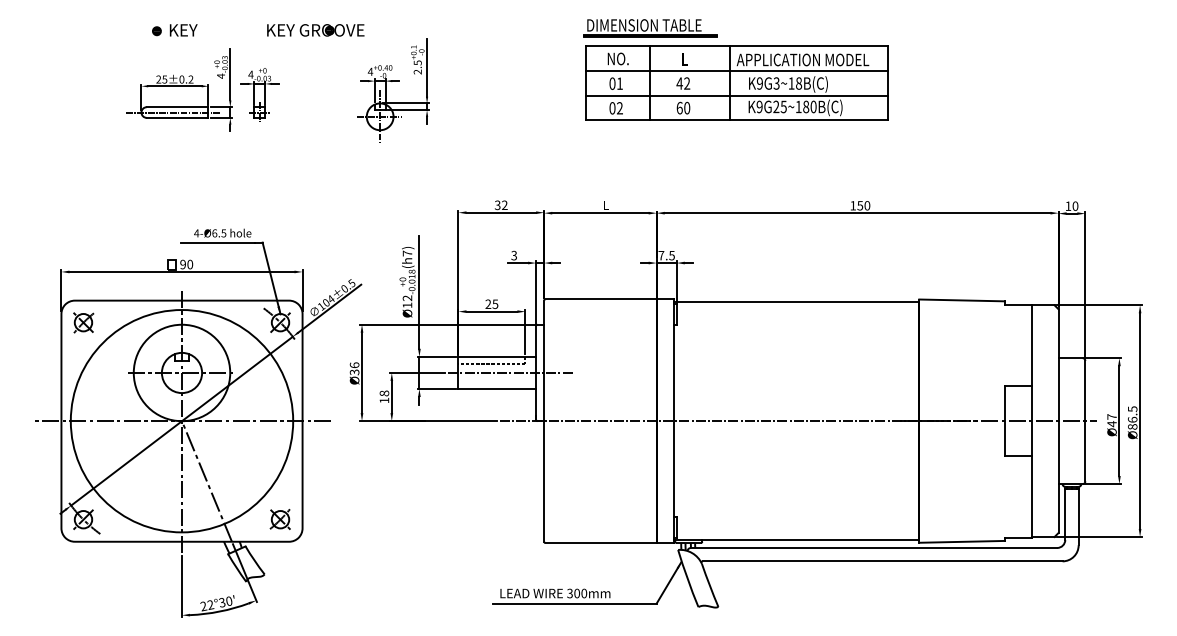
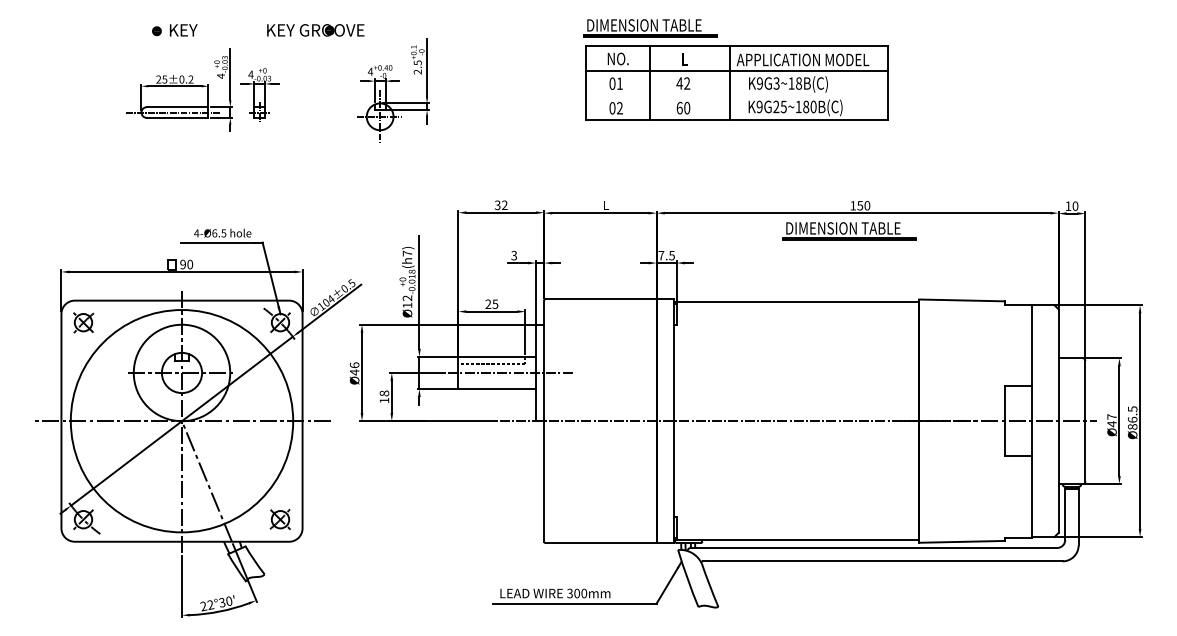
line: present -> none (737, 95)
part: none -> present (849, 231)
text: 36 -> 46 (354, 372)
